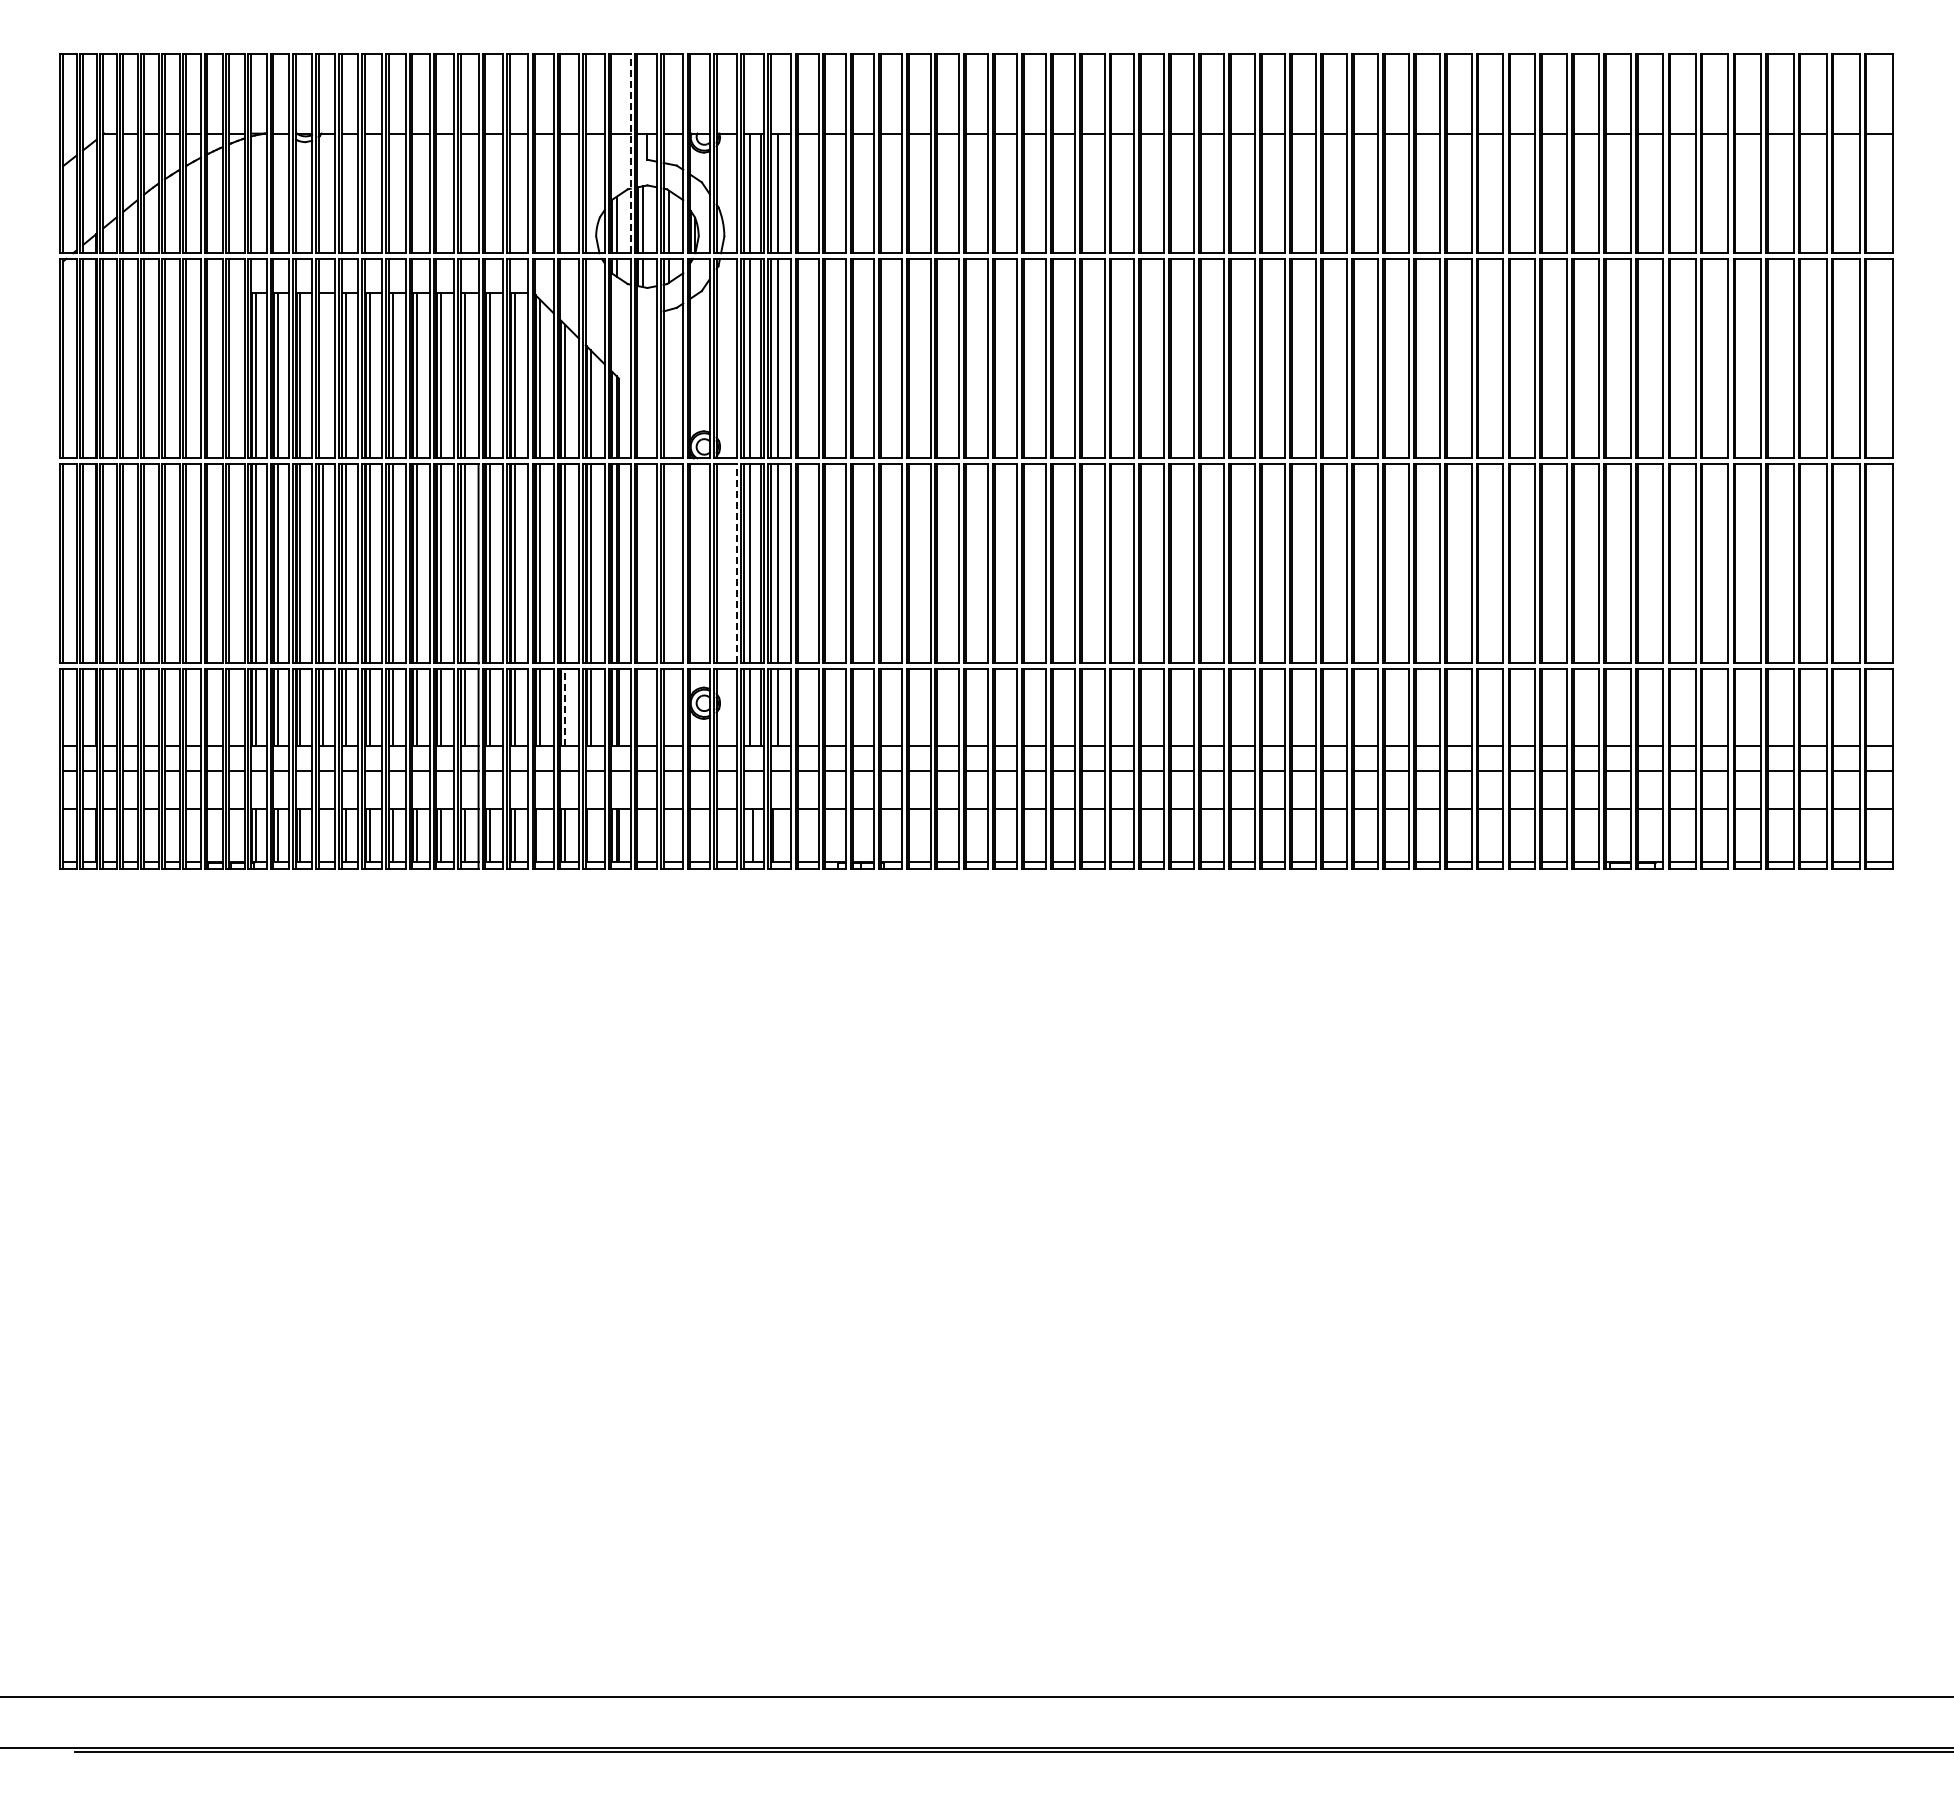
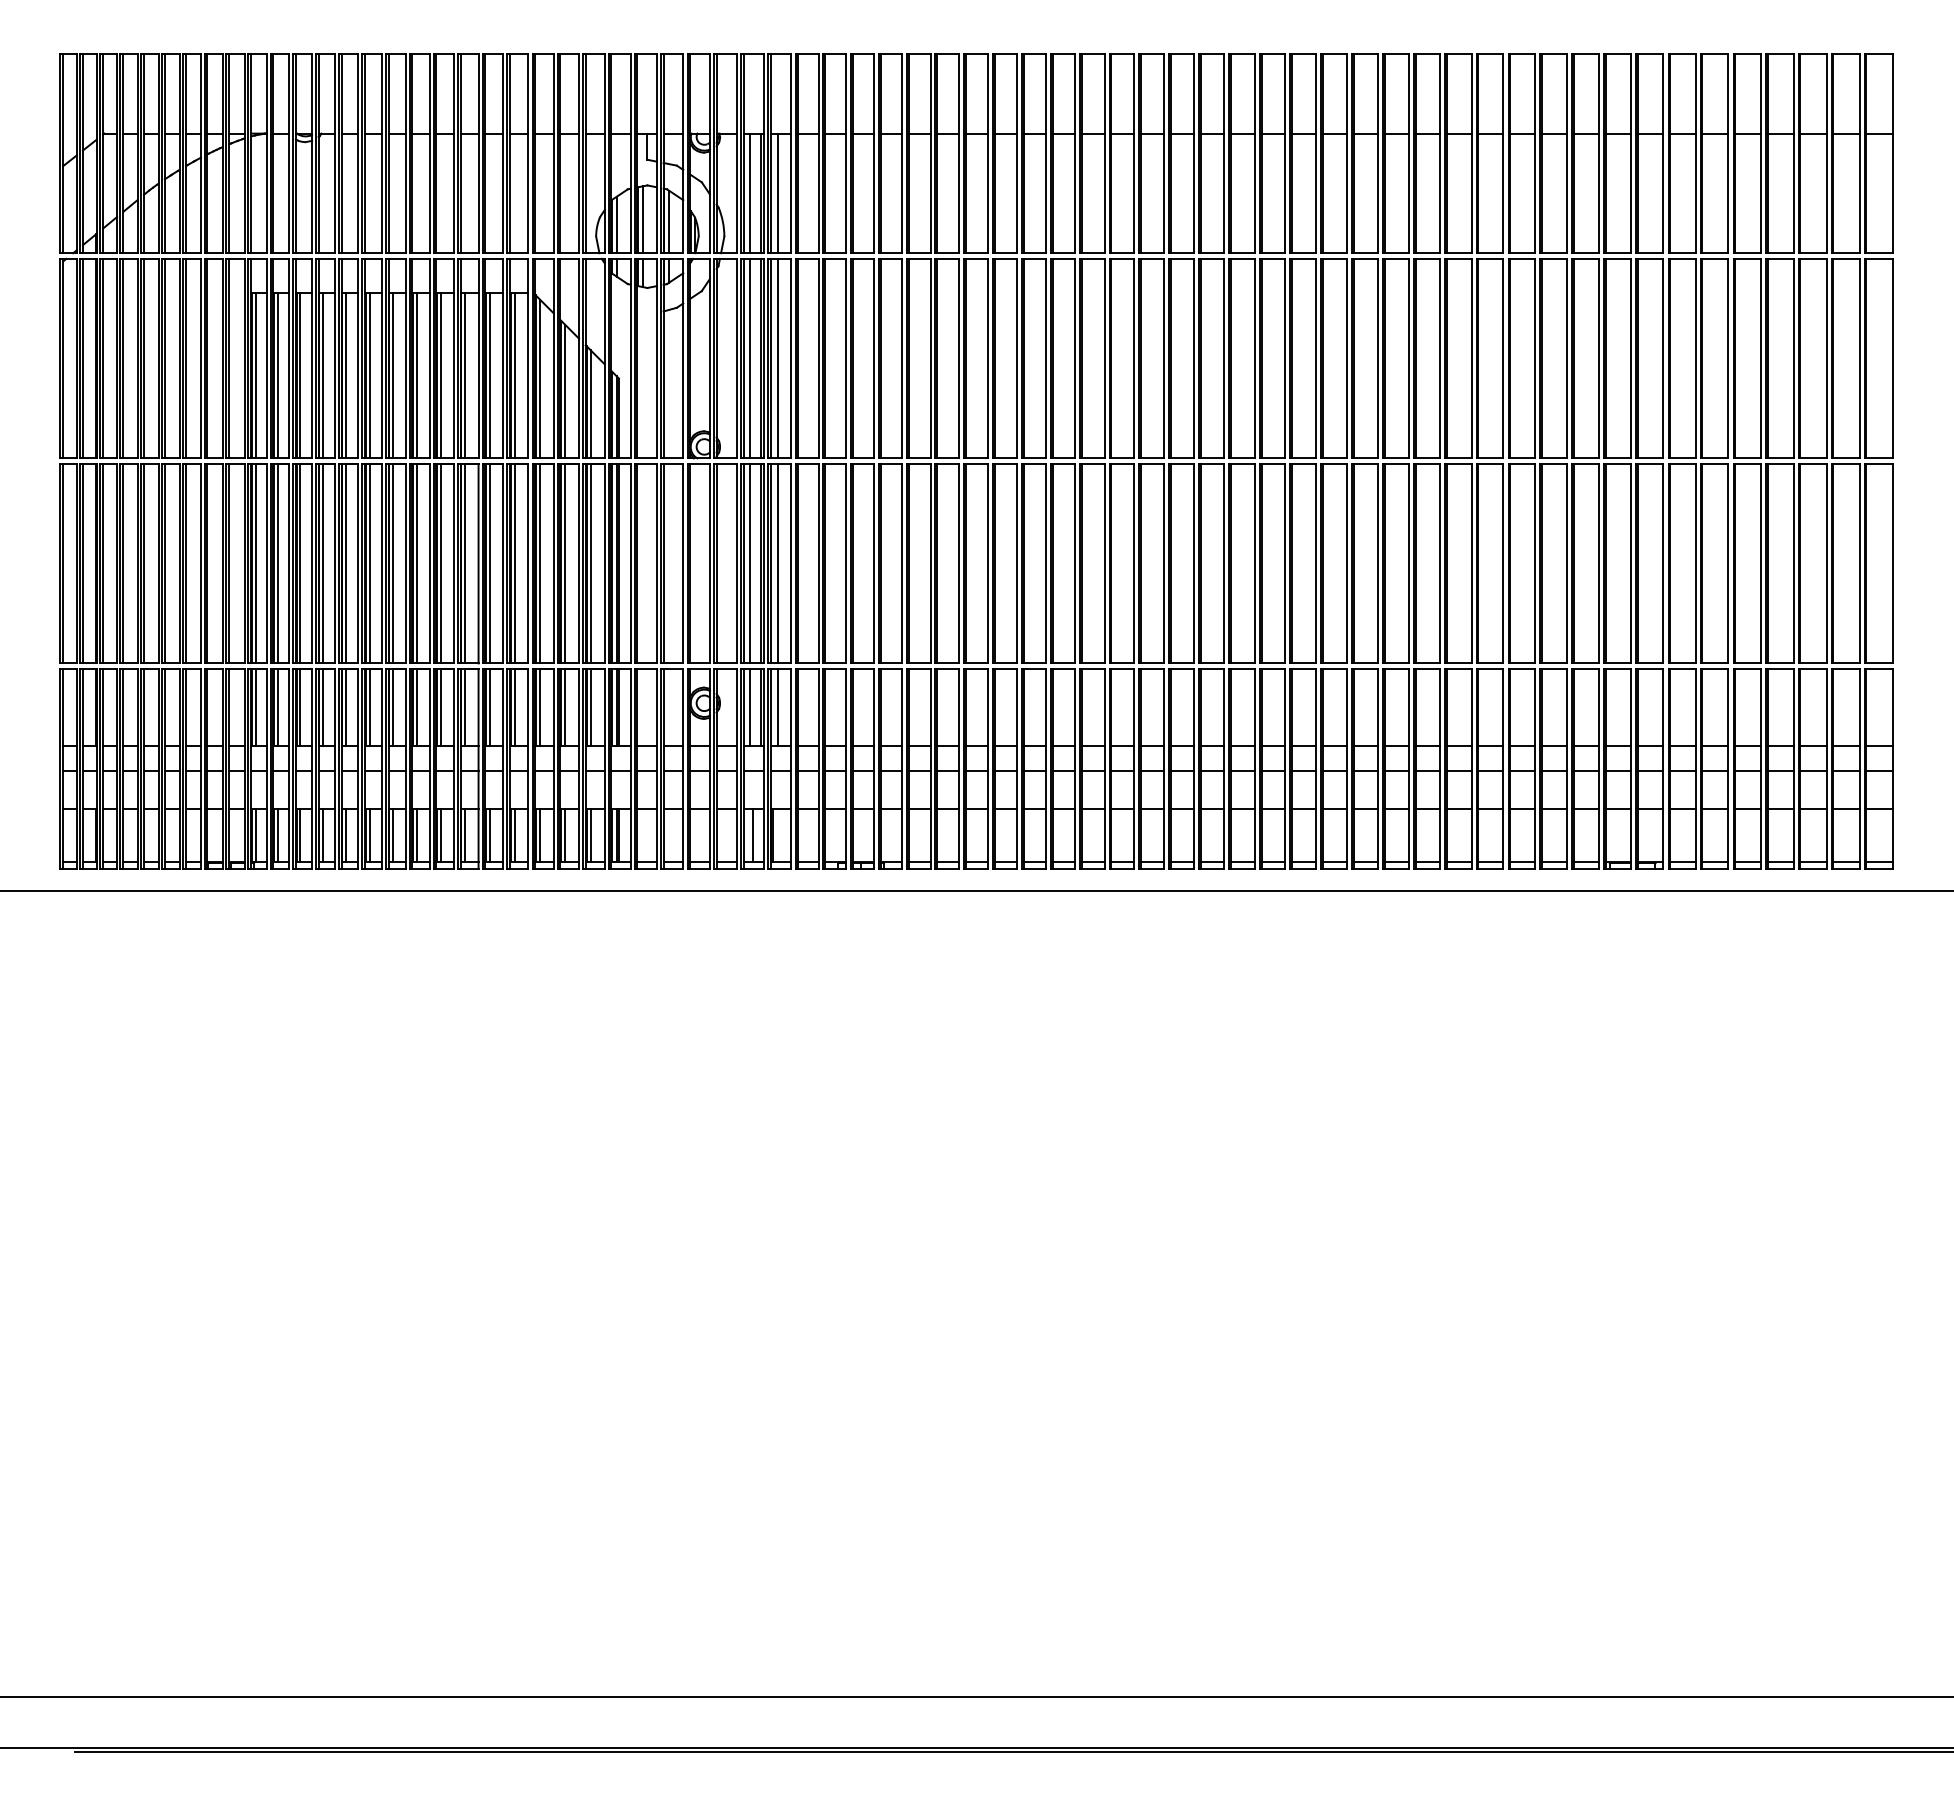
line: dashed -> solid (630, 153)
line: none -> present (323, 375)
line: dashed -> solid (736, 563)
line: dashed -> solid (565, 706)
line: none -> present (323, 834)
line: none -> present (539, 834)
line: none -> present (590, 834)
line: none -> present (976, 891)
